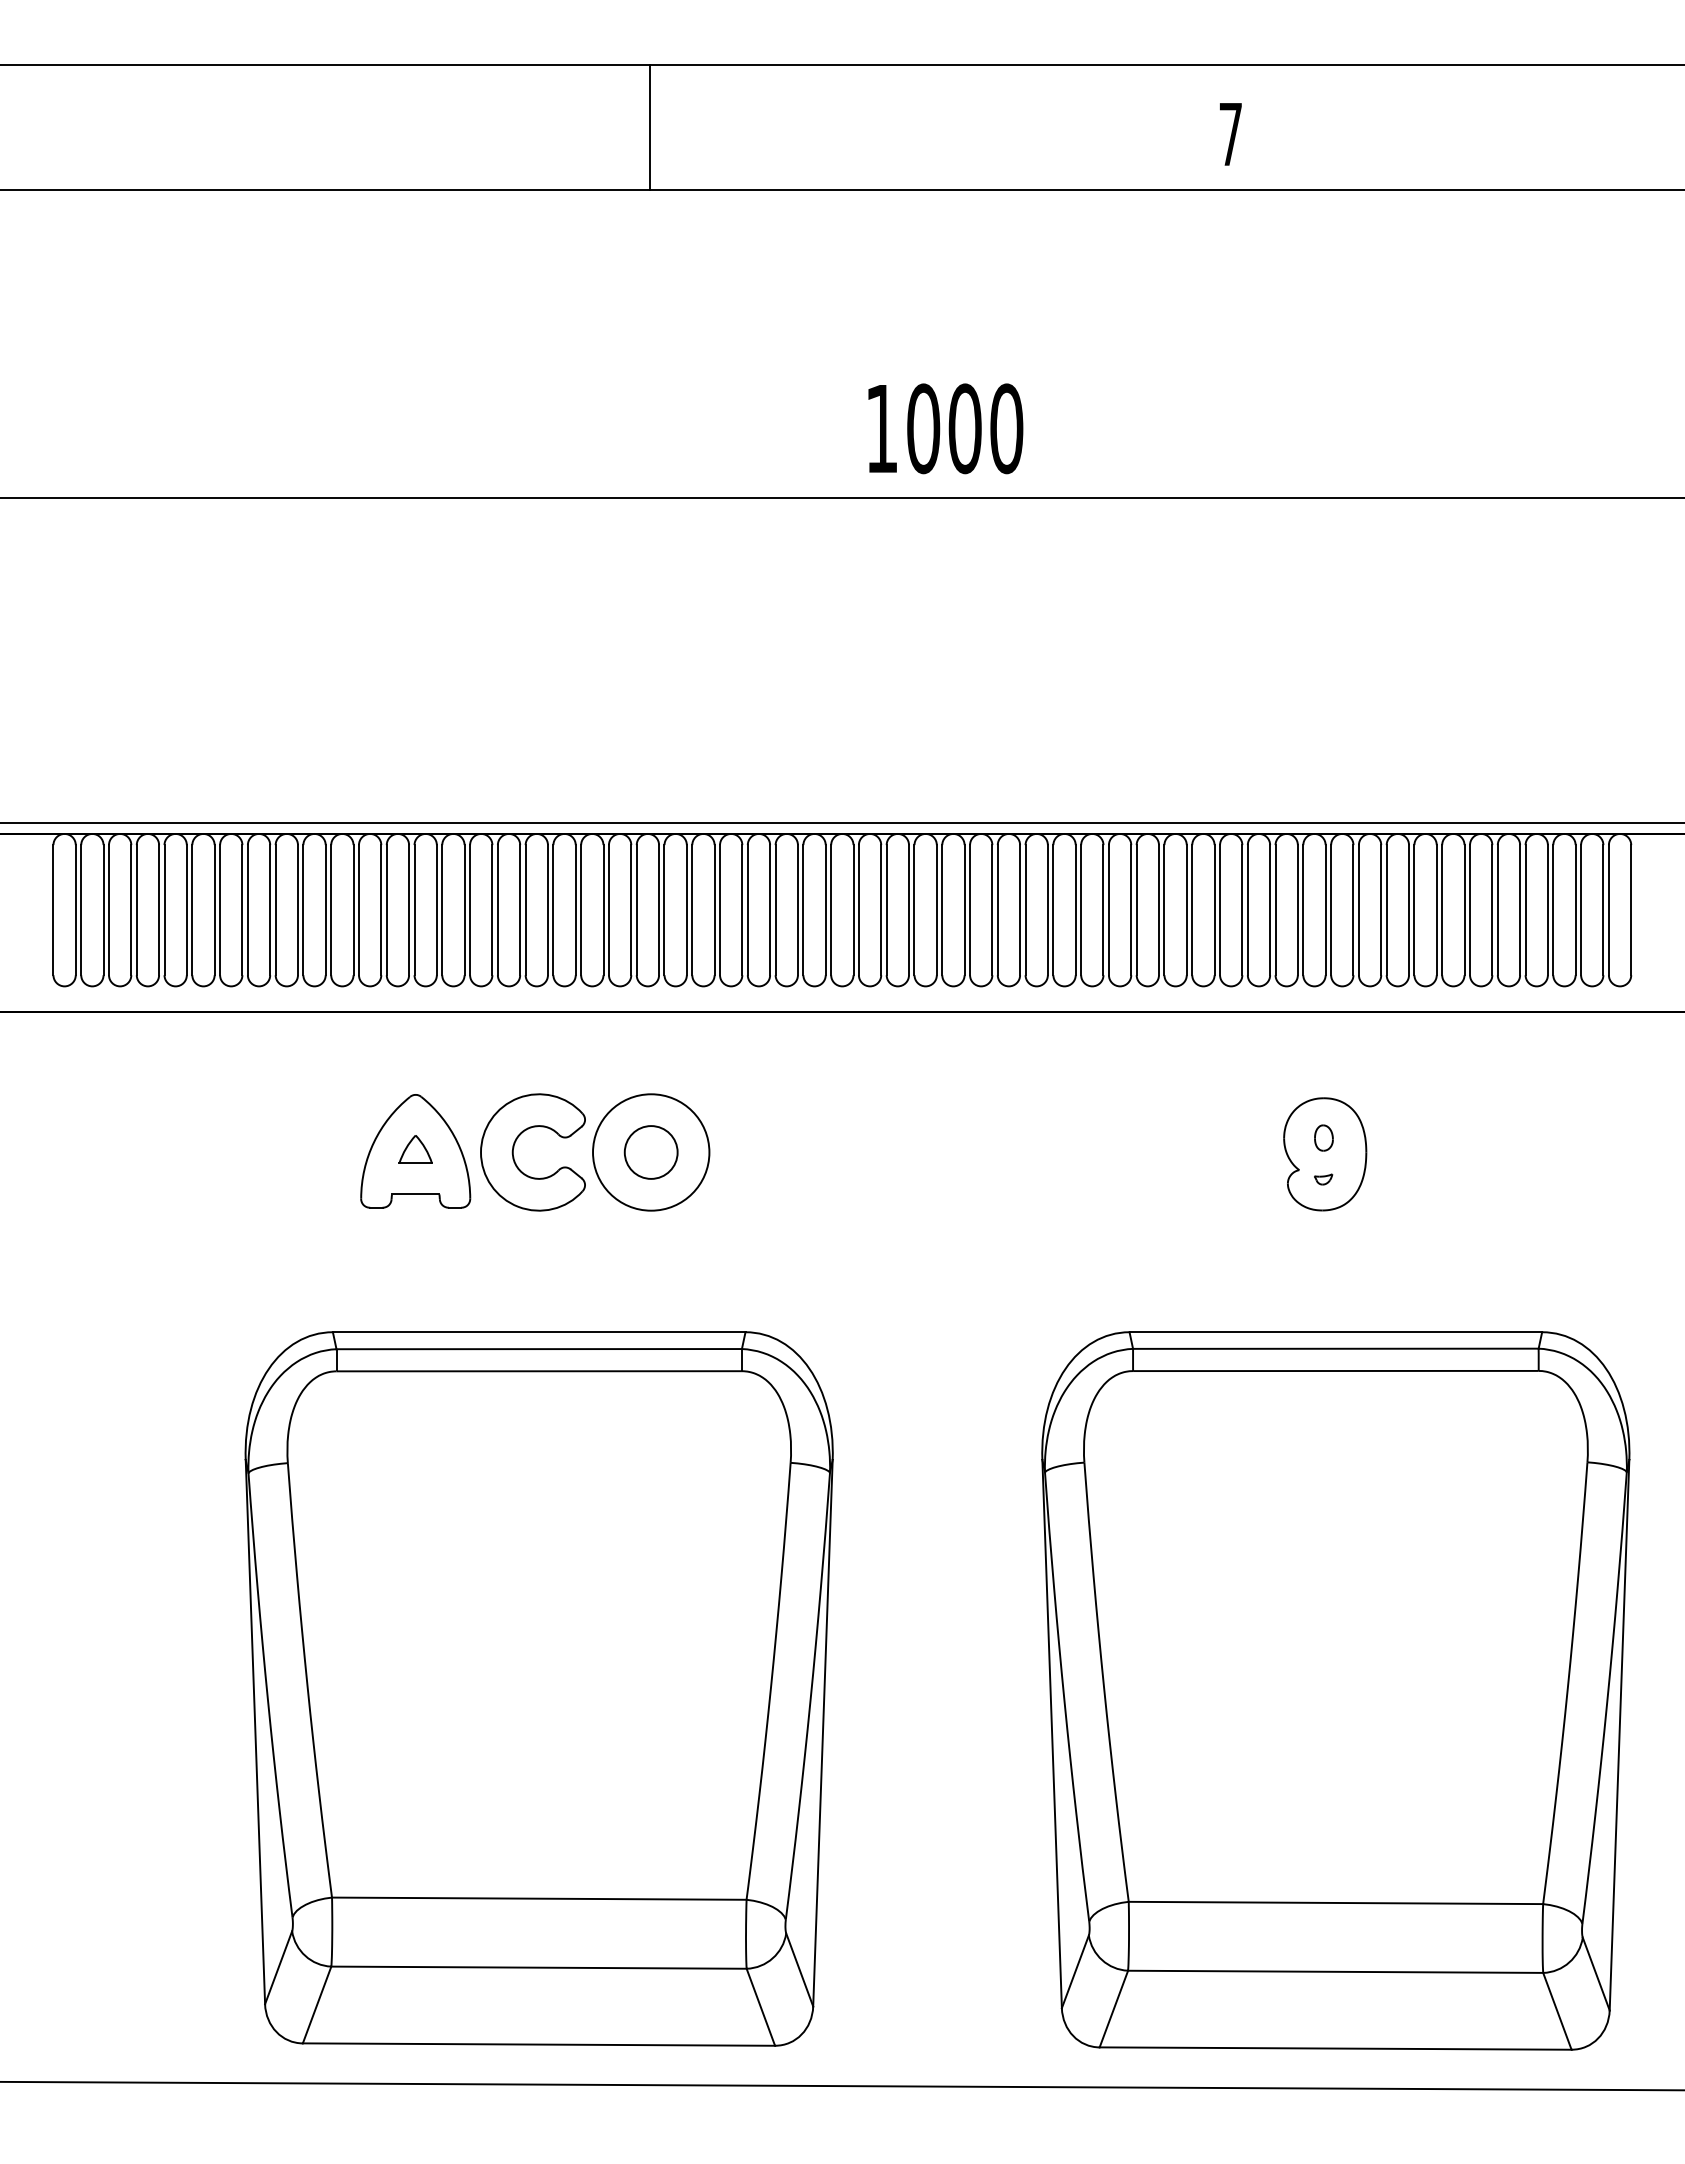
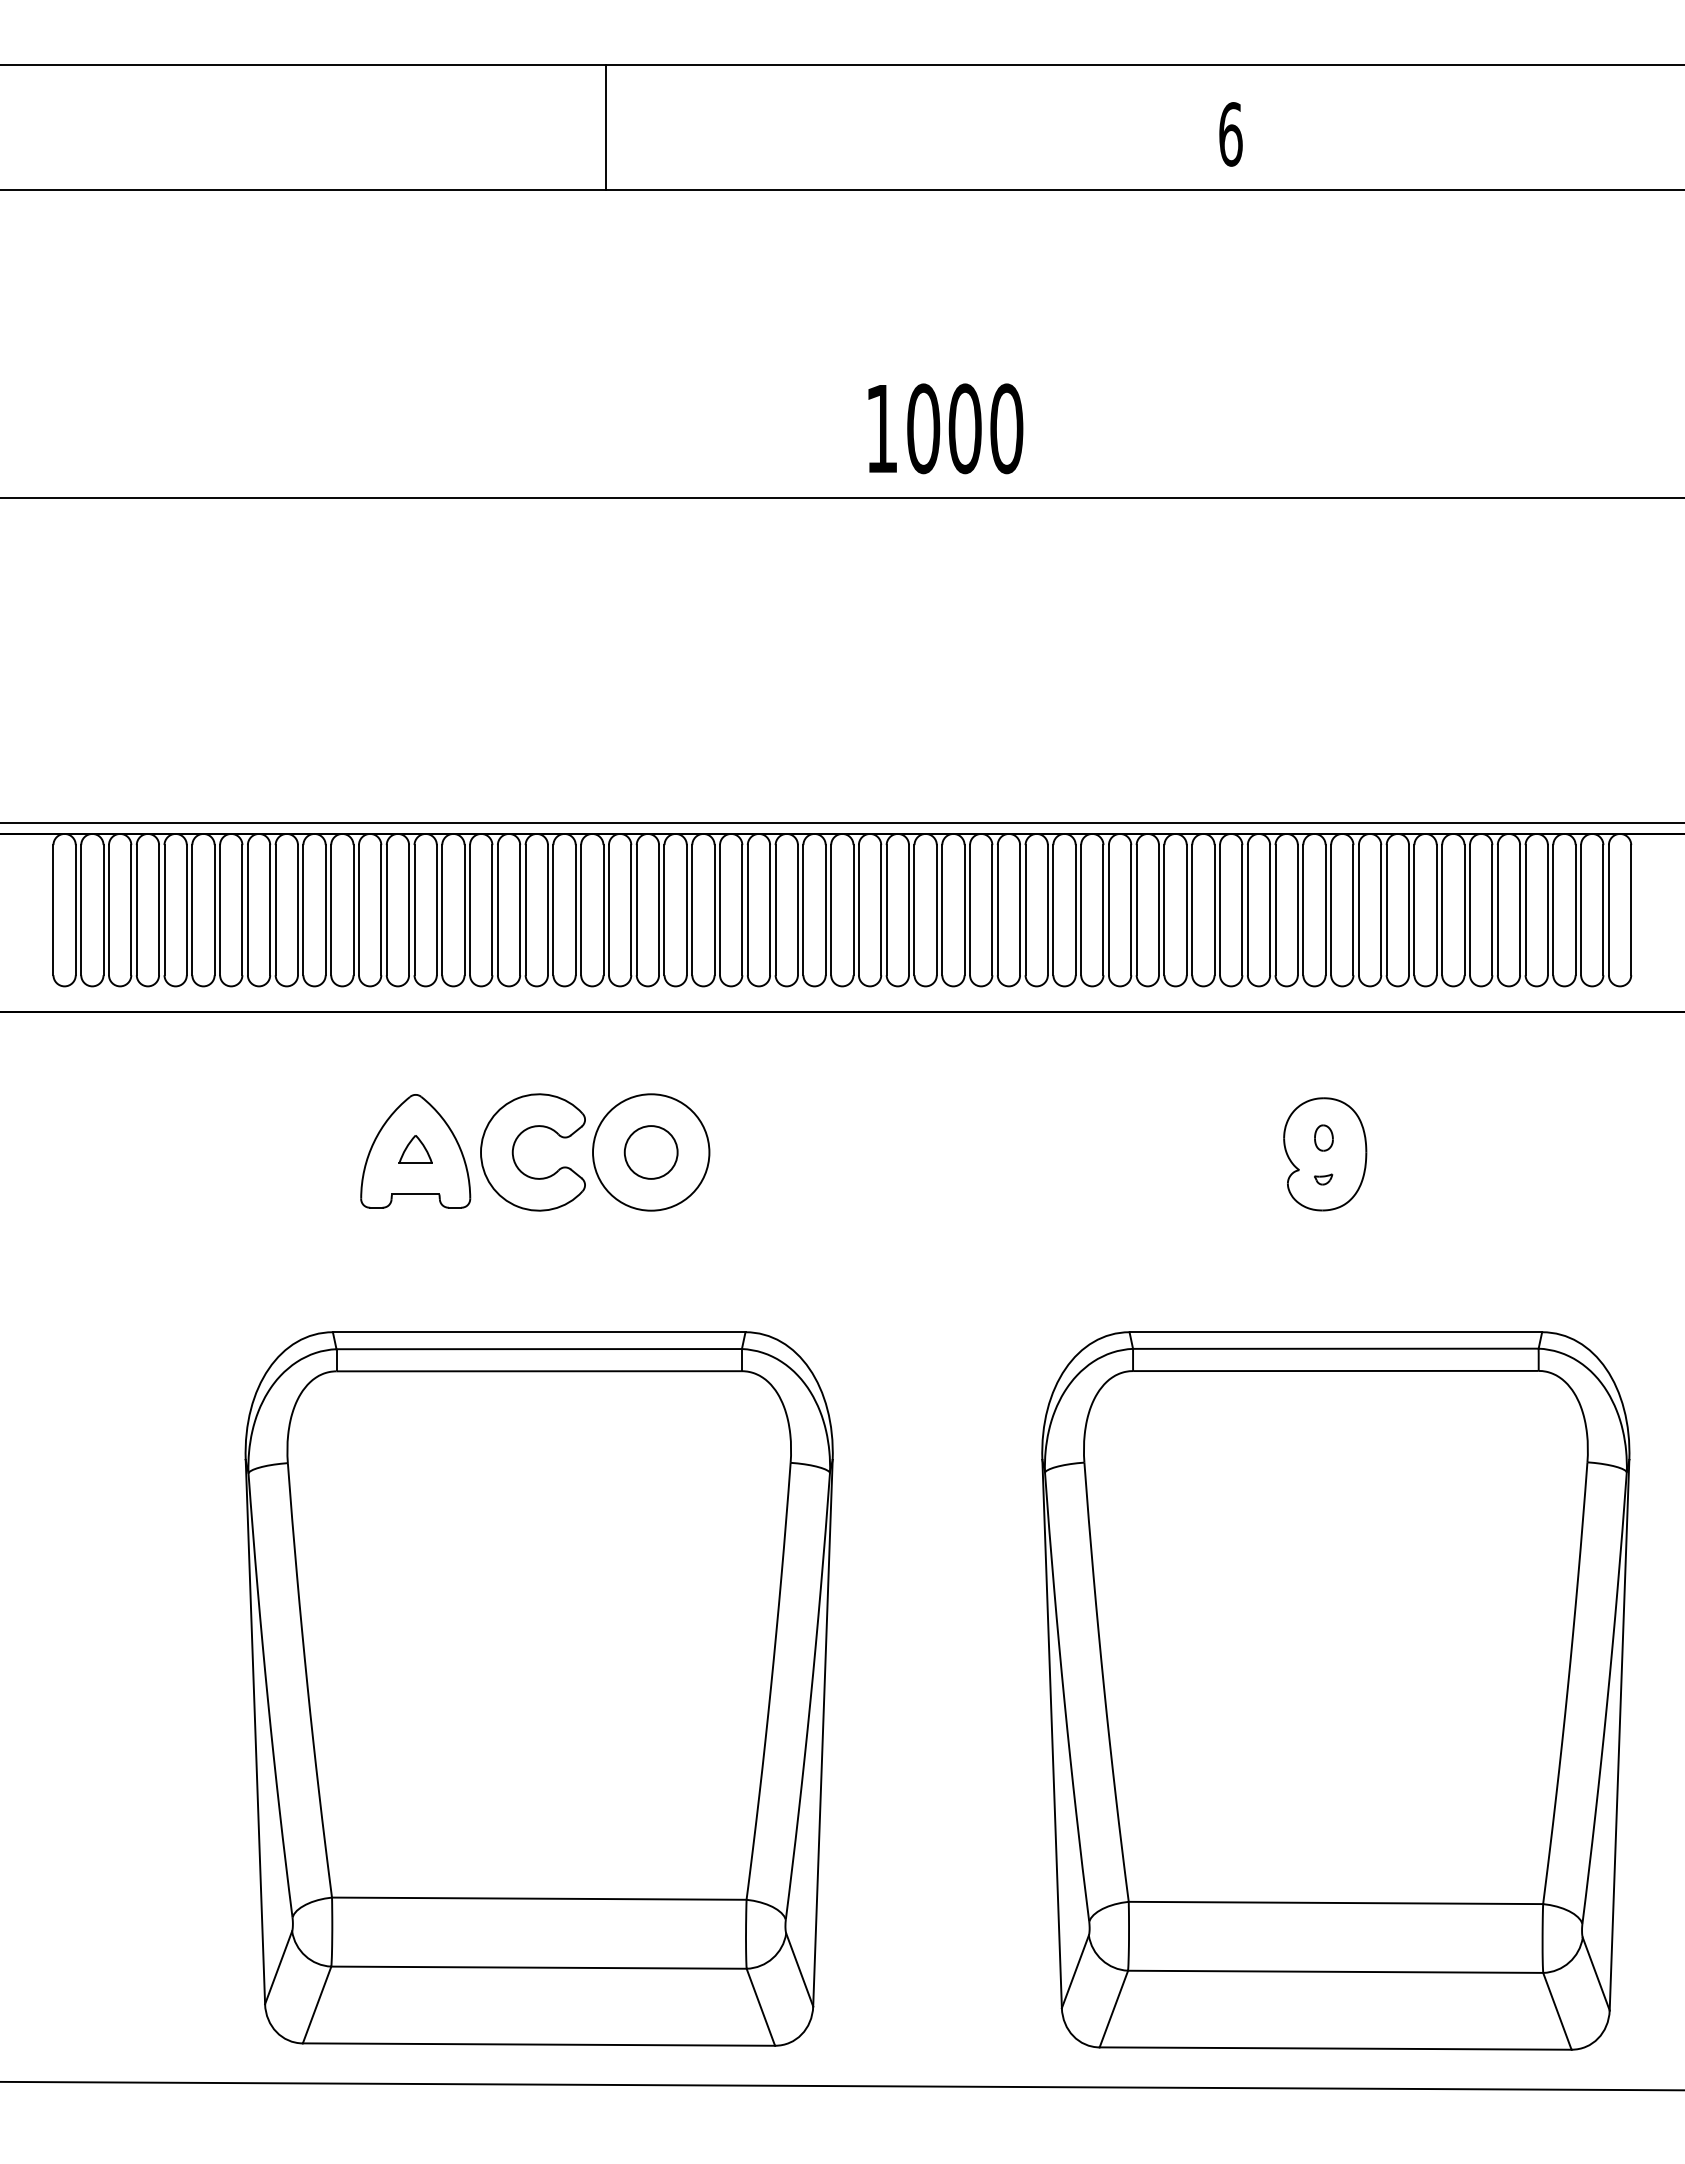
line position: (649, 127) -> (605, 127) (605, 127)
text: 7 -> 6 (1230, 134)
